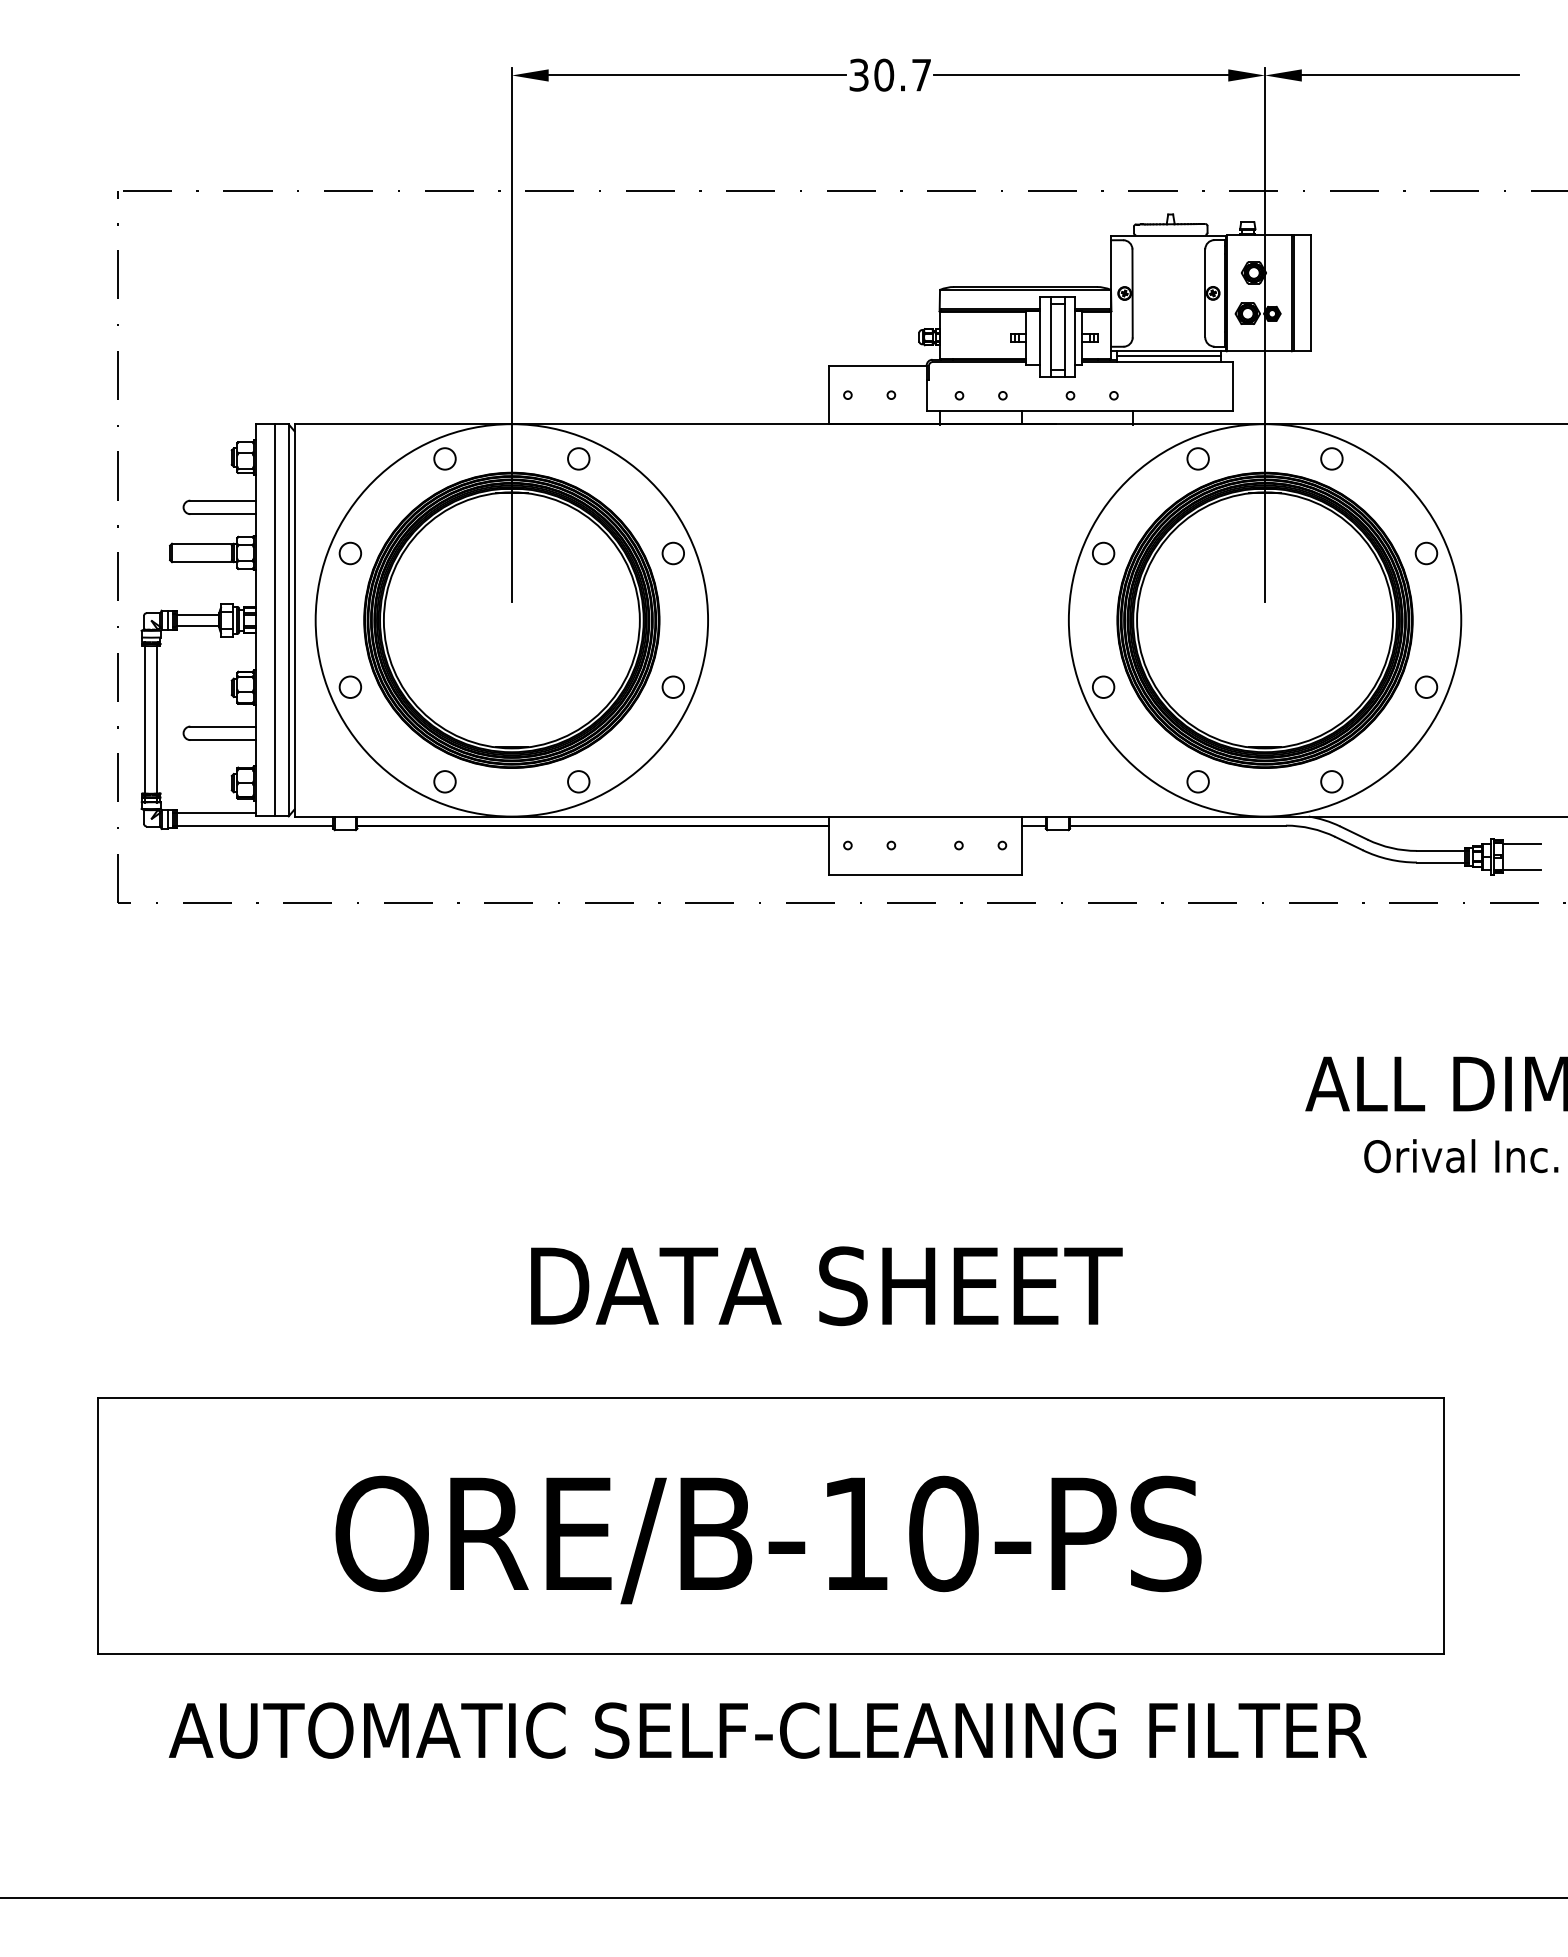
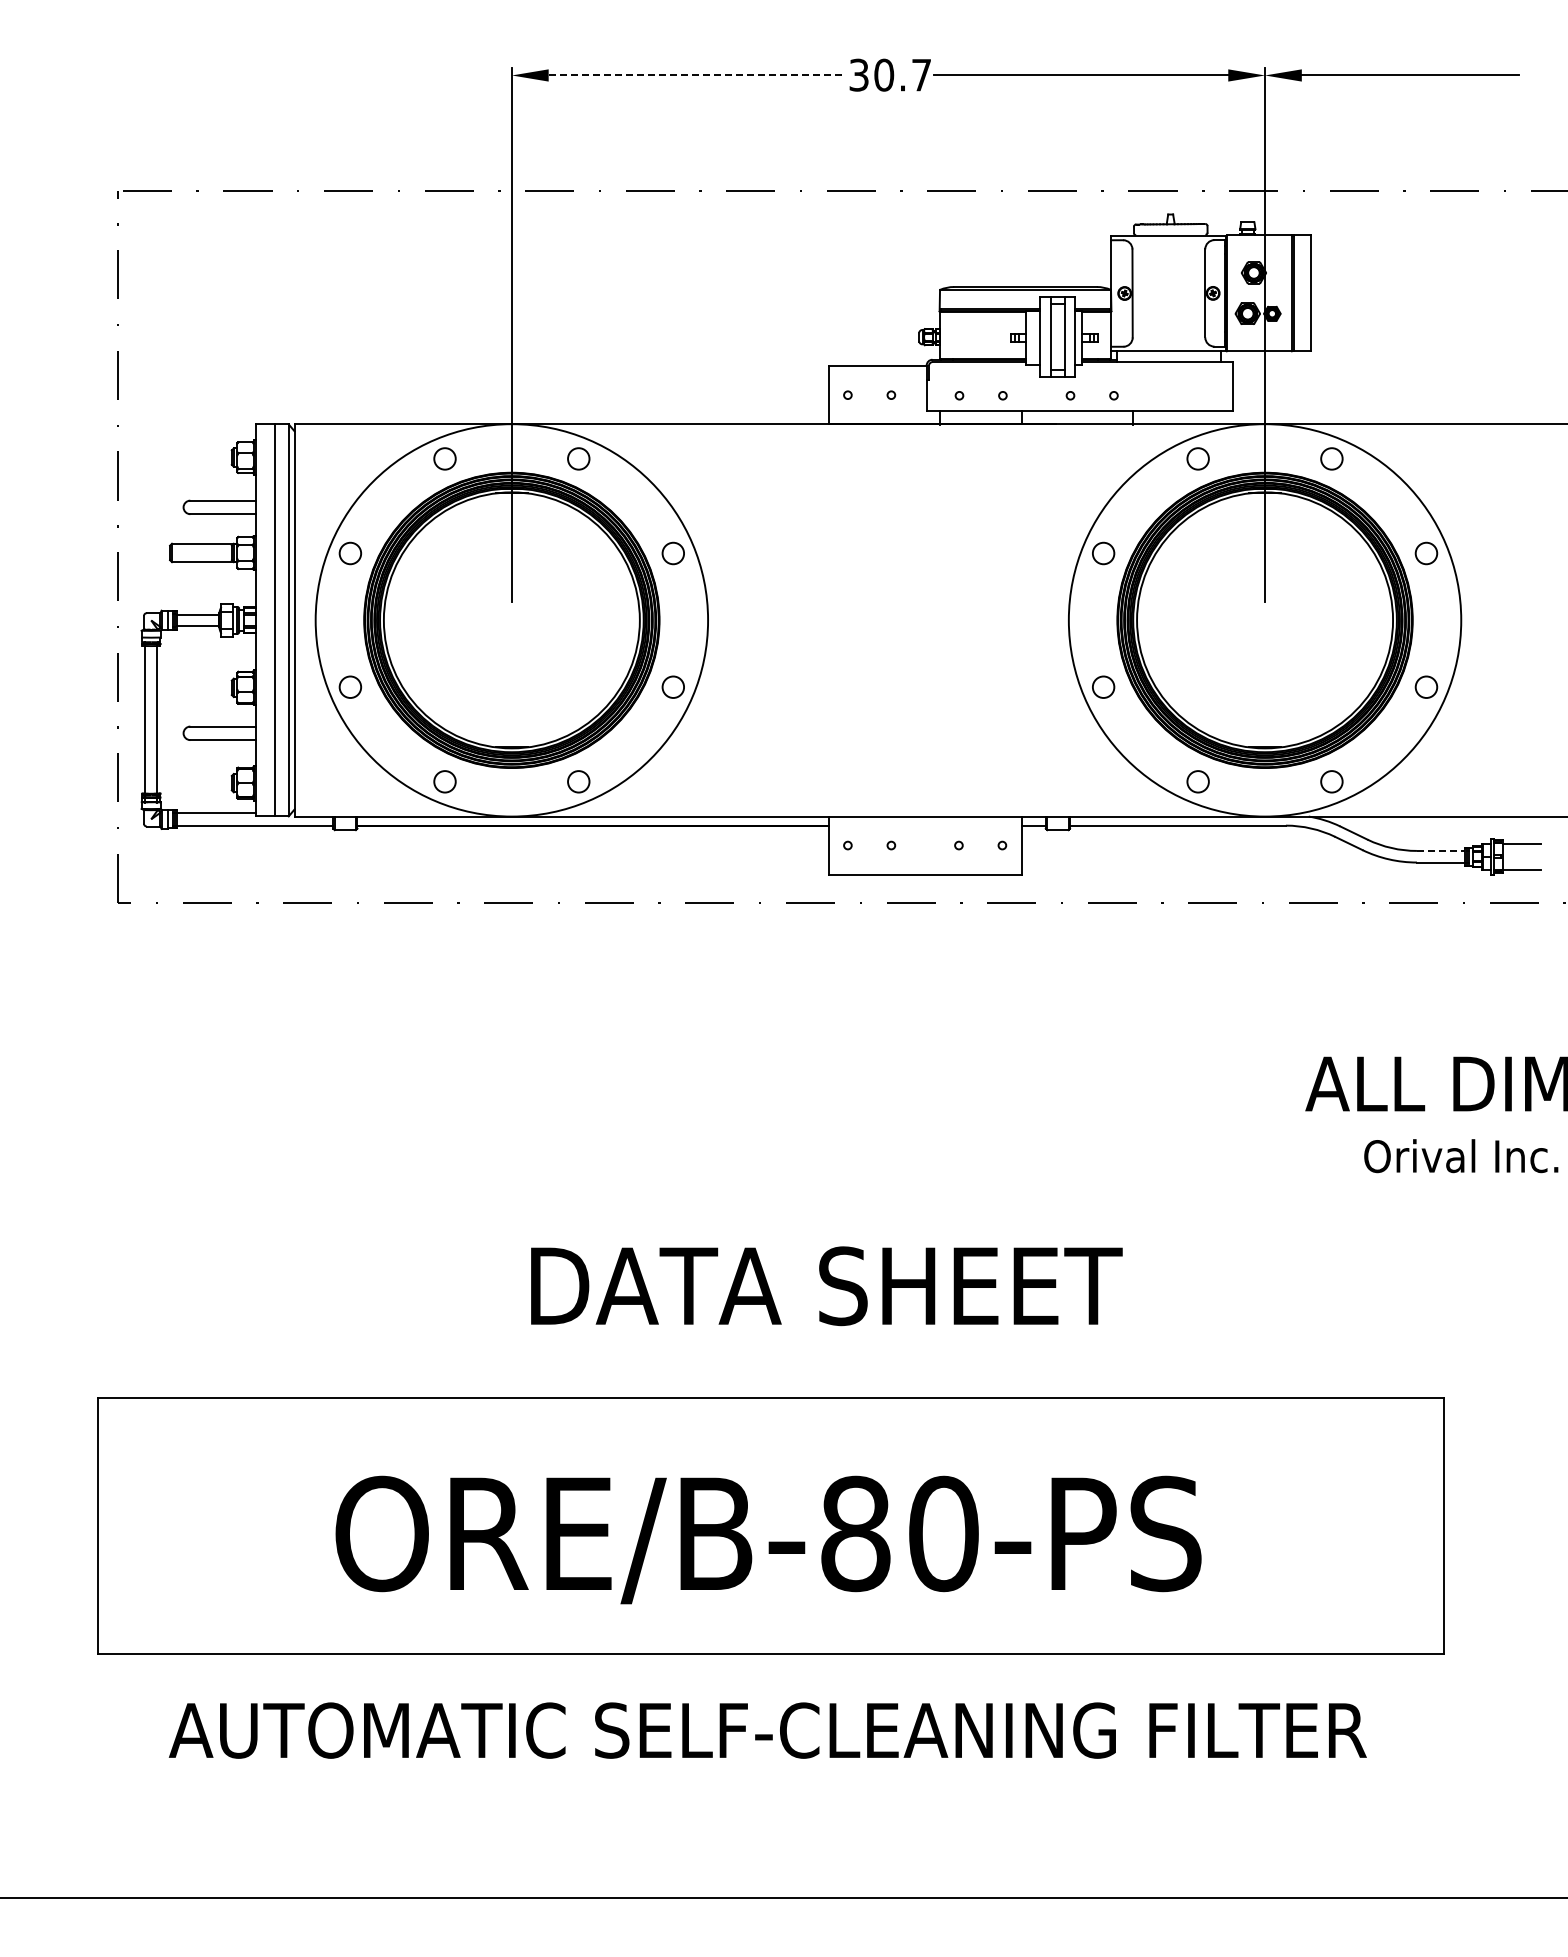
line: solid -> dashed (697, 75)
line: present -> none (1168, 356)
line: solid -> dashed (1441, 850)
text: ORE/B-10-PS -> ORE/B-80-PS (855, 1533)
